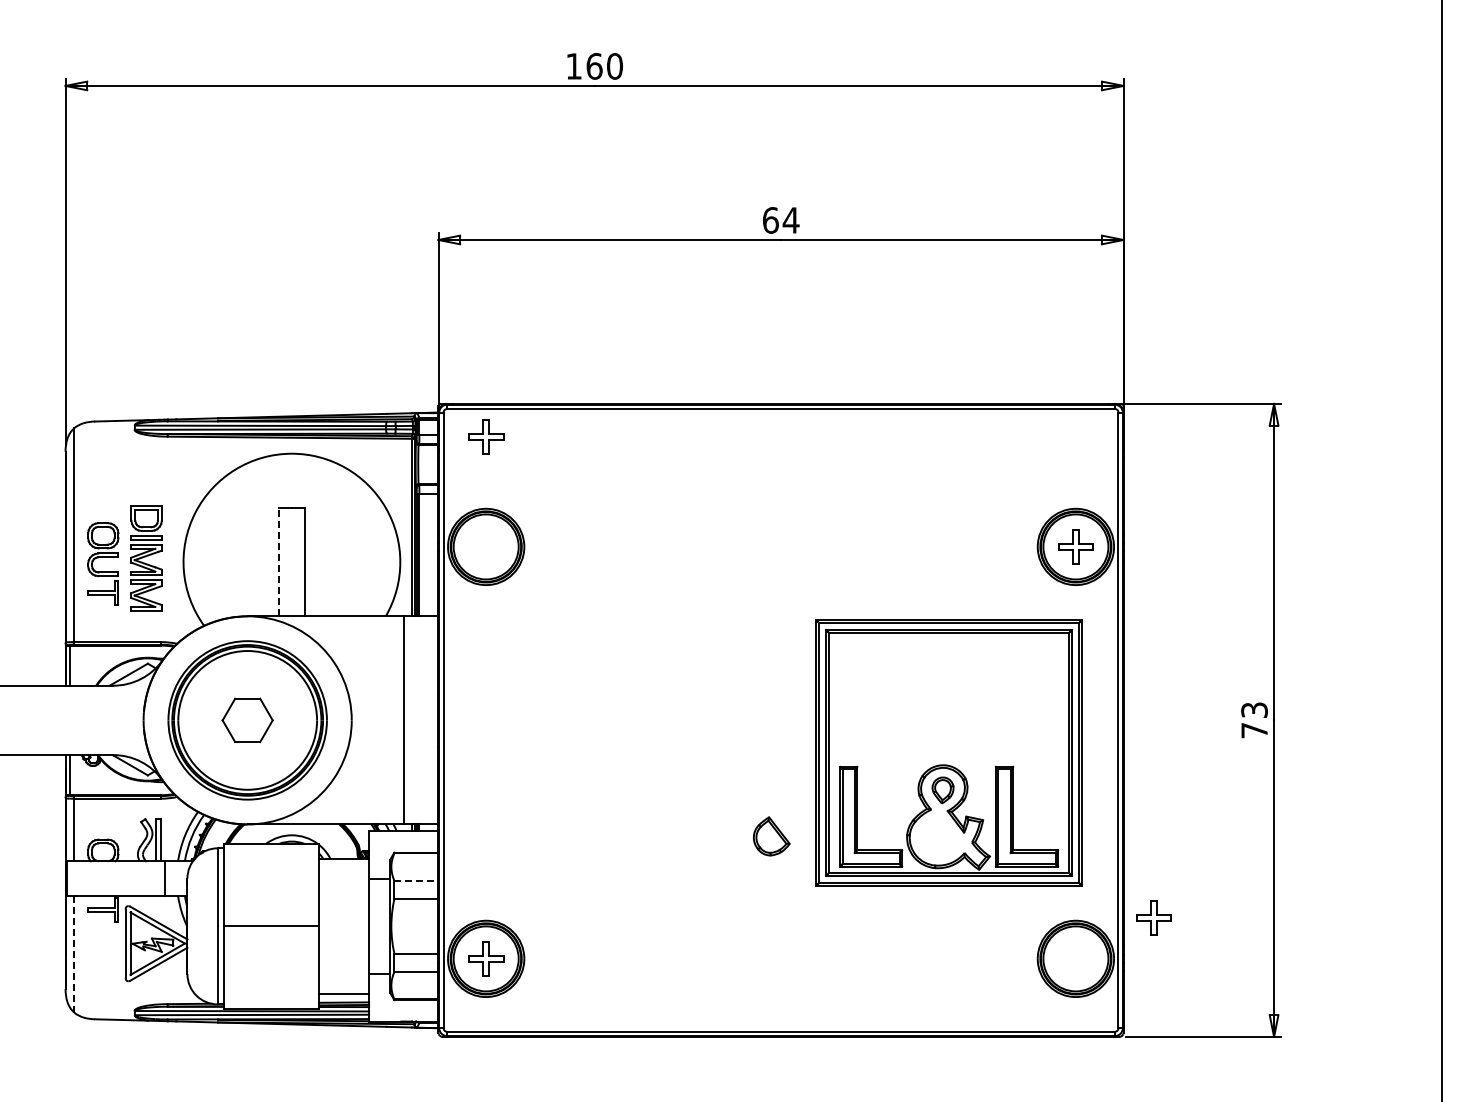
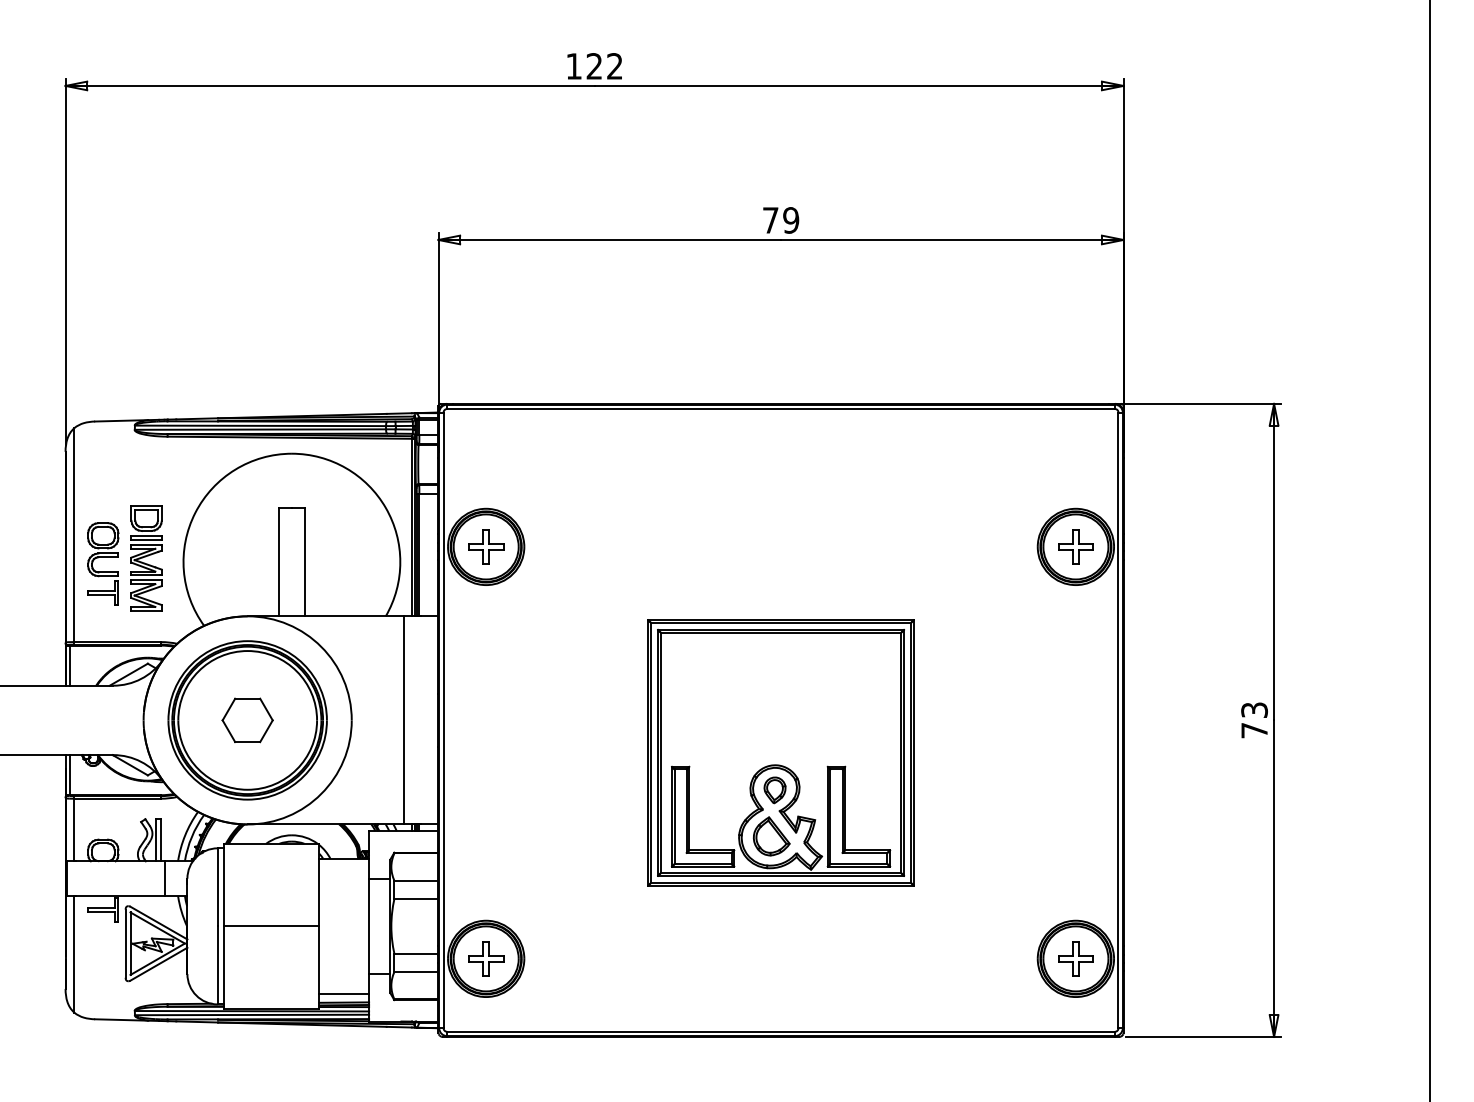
text: 160 -> 122 (604, 66)
text: 64 -> 79 (780, 220)
part position: (486, 436) -> (486, 546) (486, 546)
line position: (1441, 550) -> (1429, 550) (1429, 550)
line: dashed -> solid (278, 561)
part position: (948, 752) -> (780, 752) (780, 752)
line: dashed -> solid (416, 880)
part position: (1153, 917) -> (1075, 958) (1075, 958)
line: dashed -> solid (74, 954)
